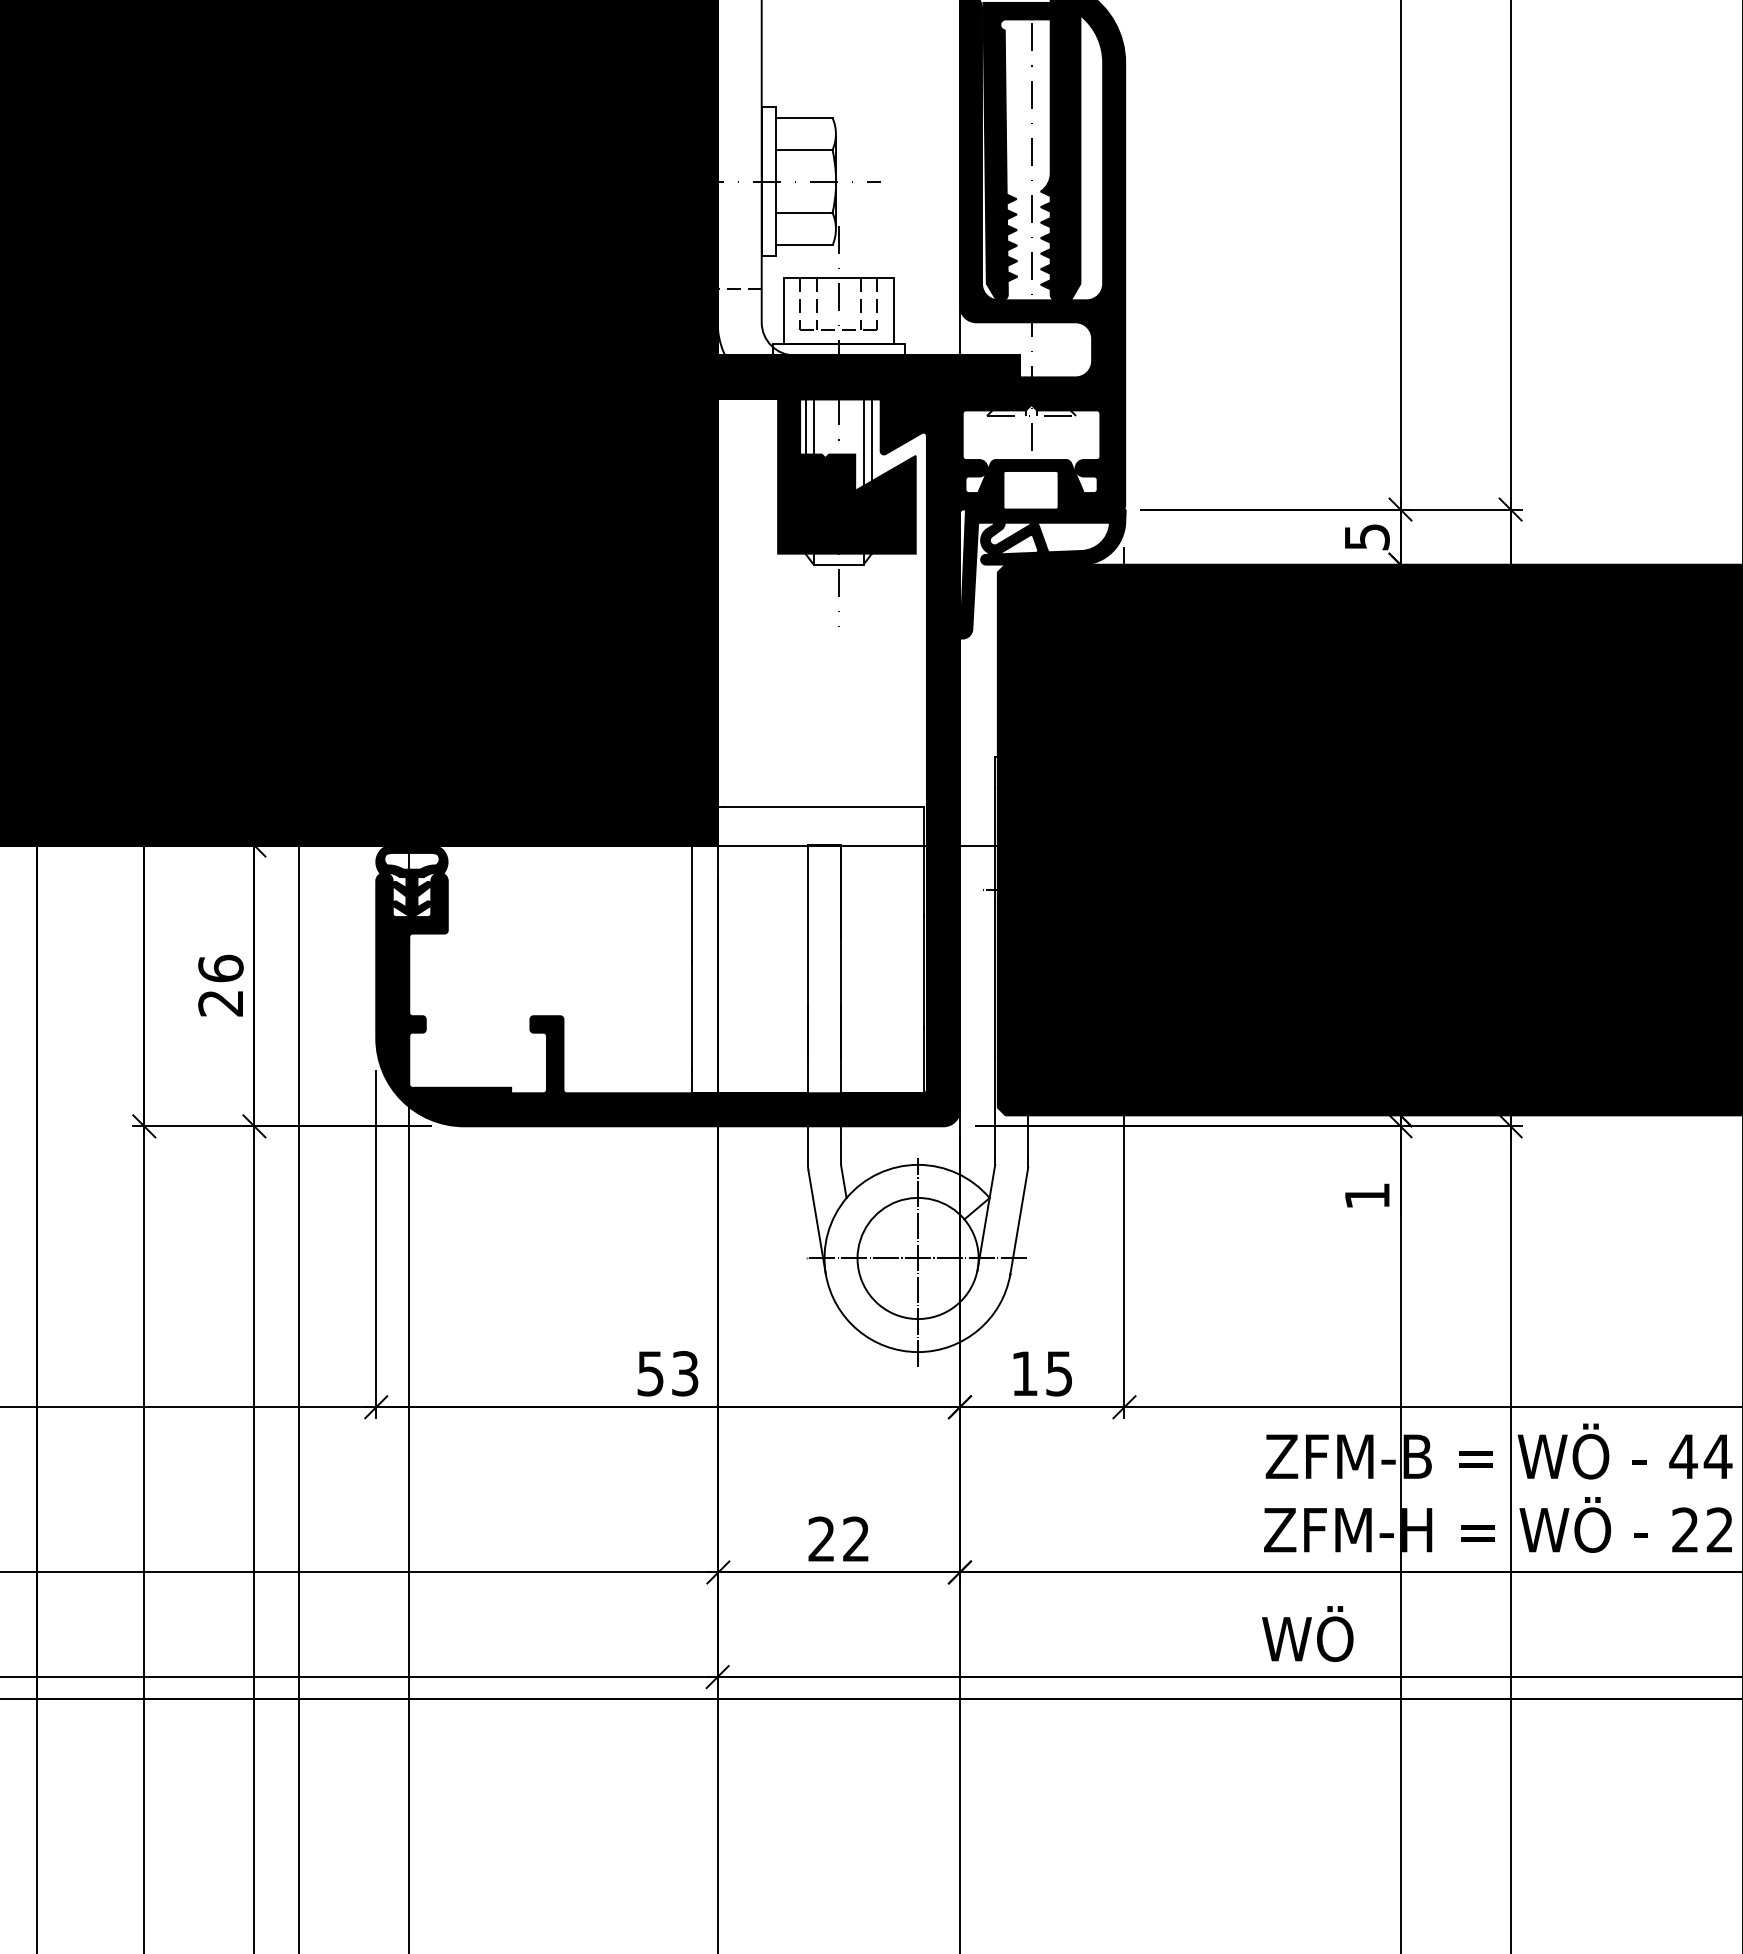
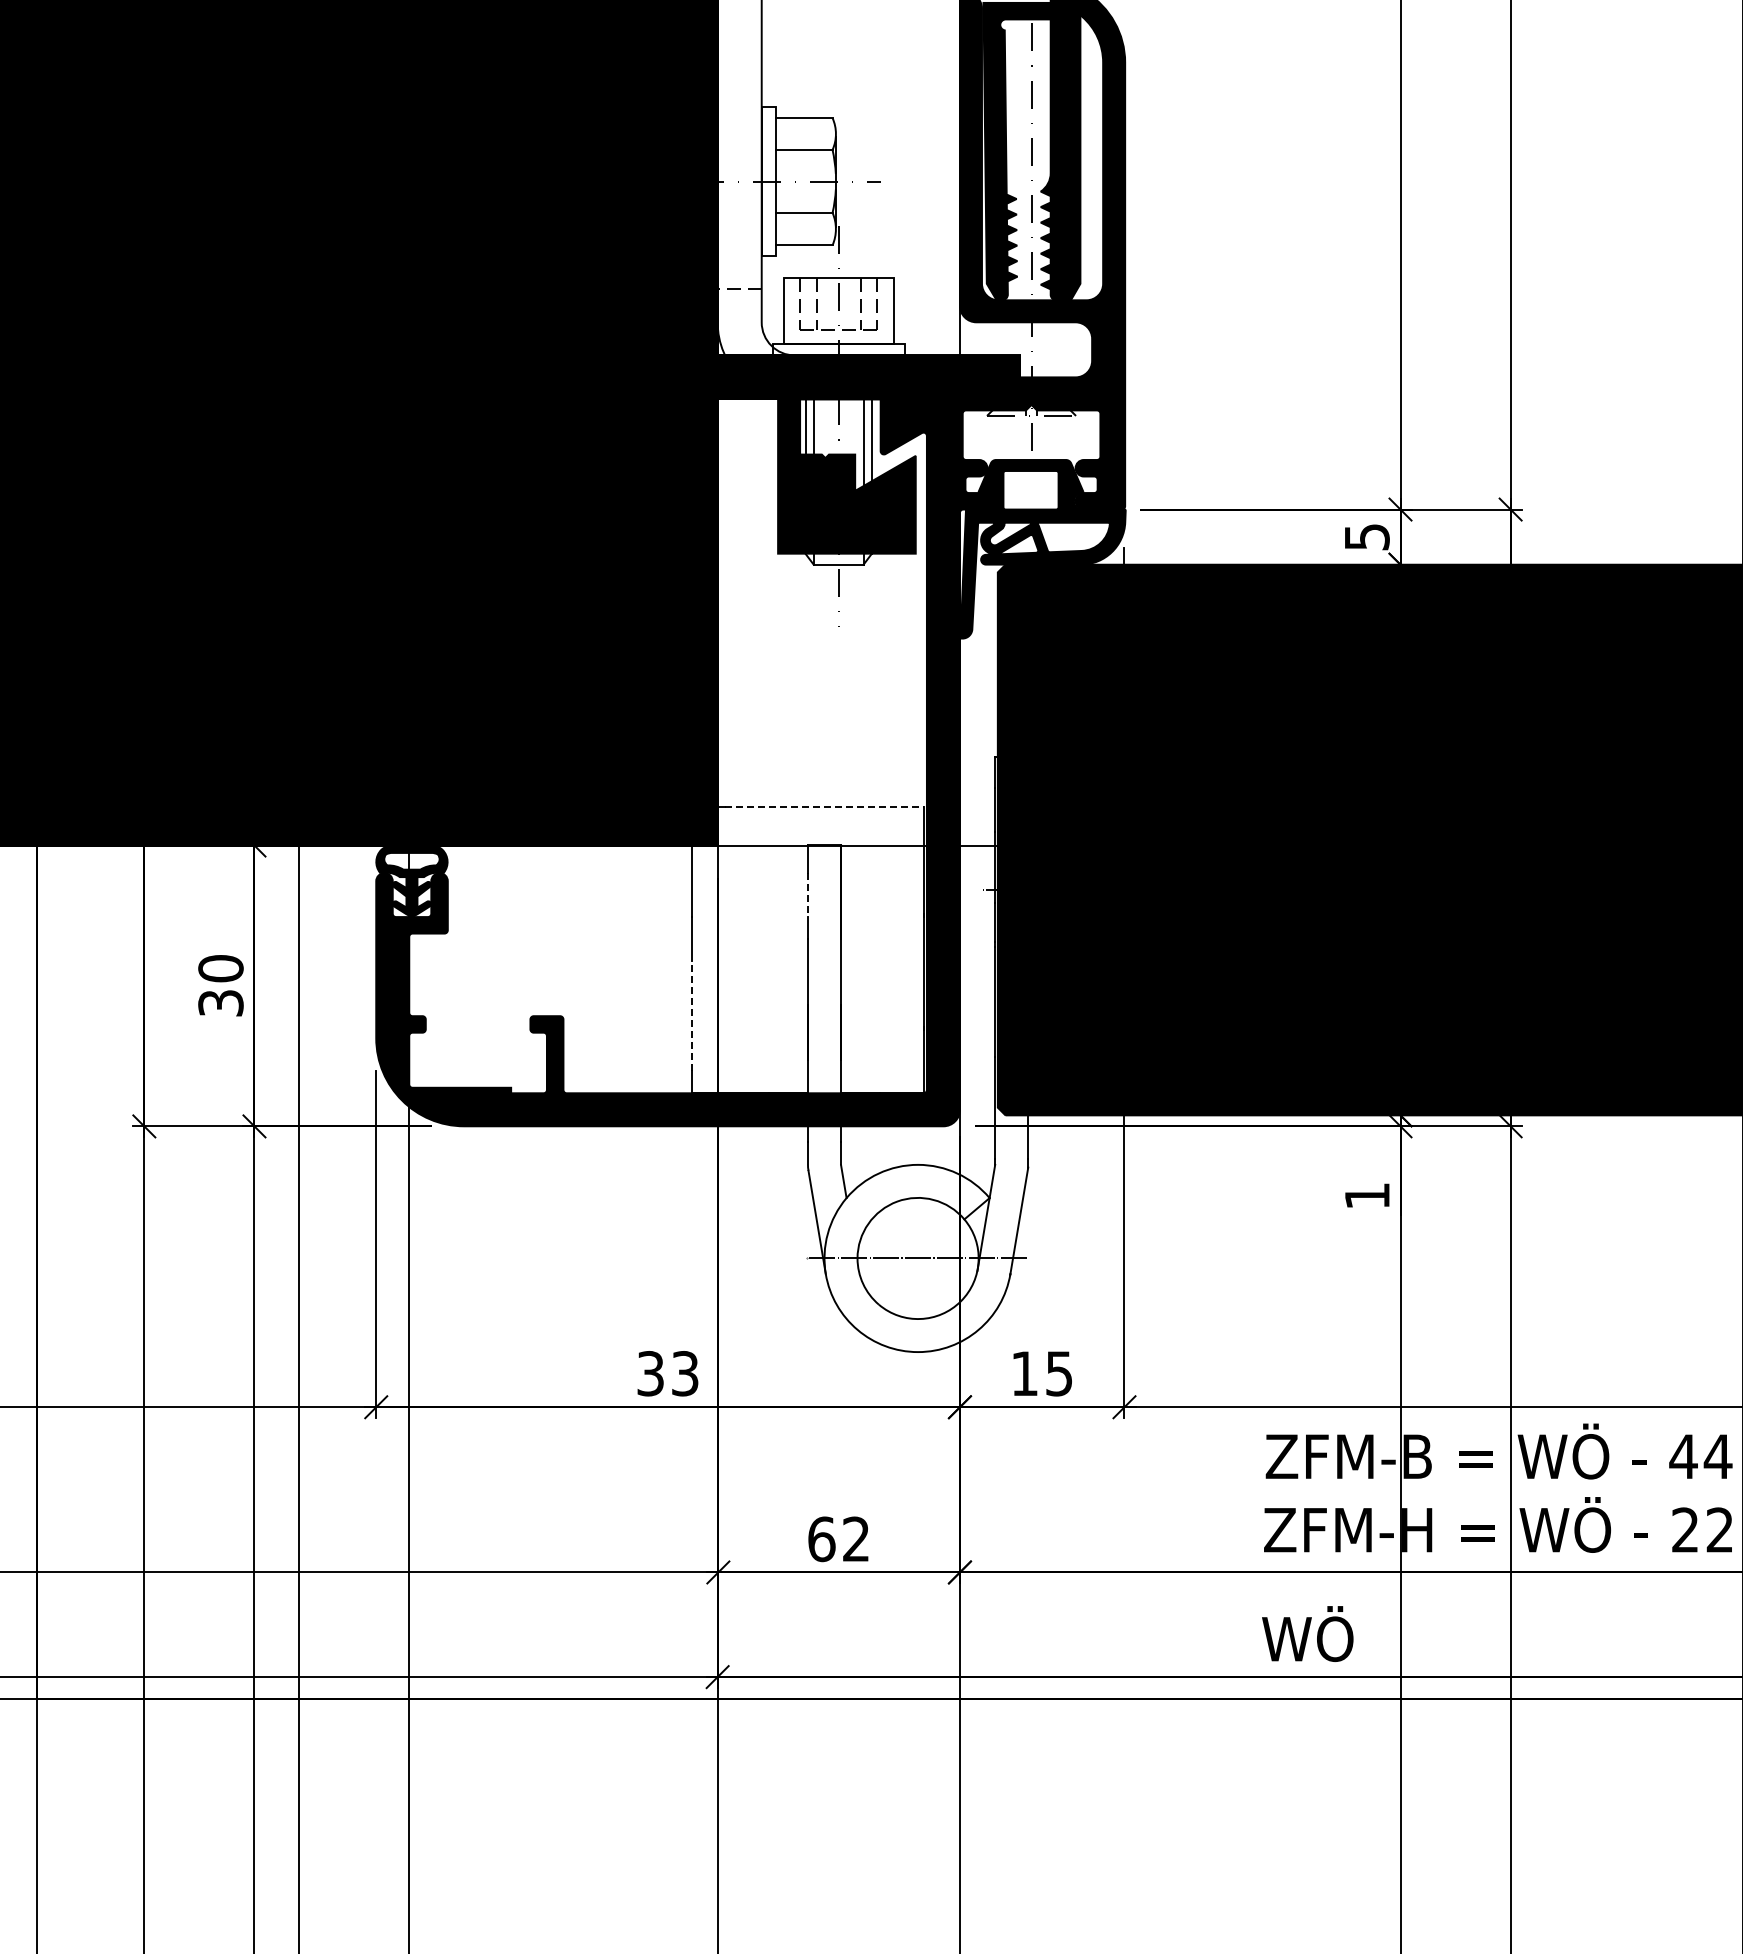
line: solid -> dashed (824, 806)
line: solid -> dashed (807, 895)
text: 26 -> 30 (220, 985)
line: solid -> dashed (692, 1015)
line: present -> none (918, 1261)
text: 53 -> 33 (650, 1373)
text: 22 -> 62 (821, 1539)
